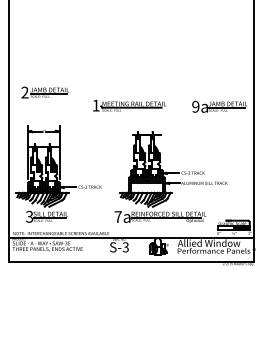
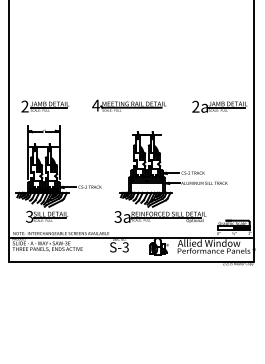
part position: (45, 92) -> (45, 106) (45, 106)
text: 1 -> 4 (96, 105)
text: 9a -> 2a (195, 106)
text: 7a -> 3a (117, 216)
